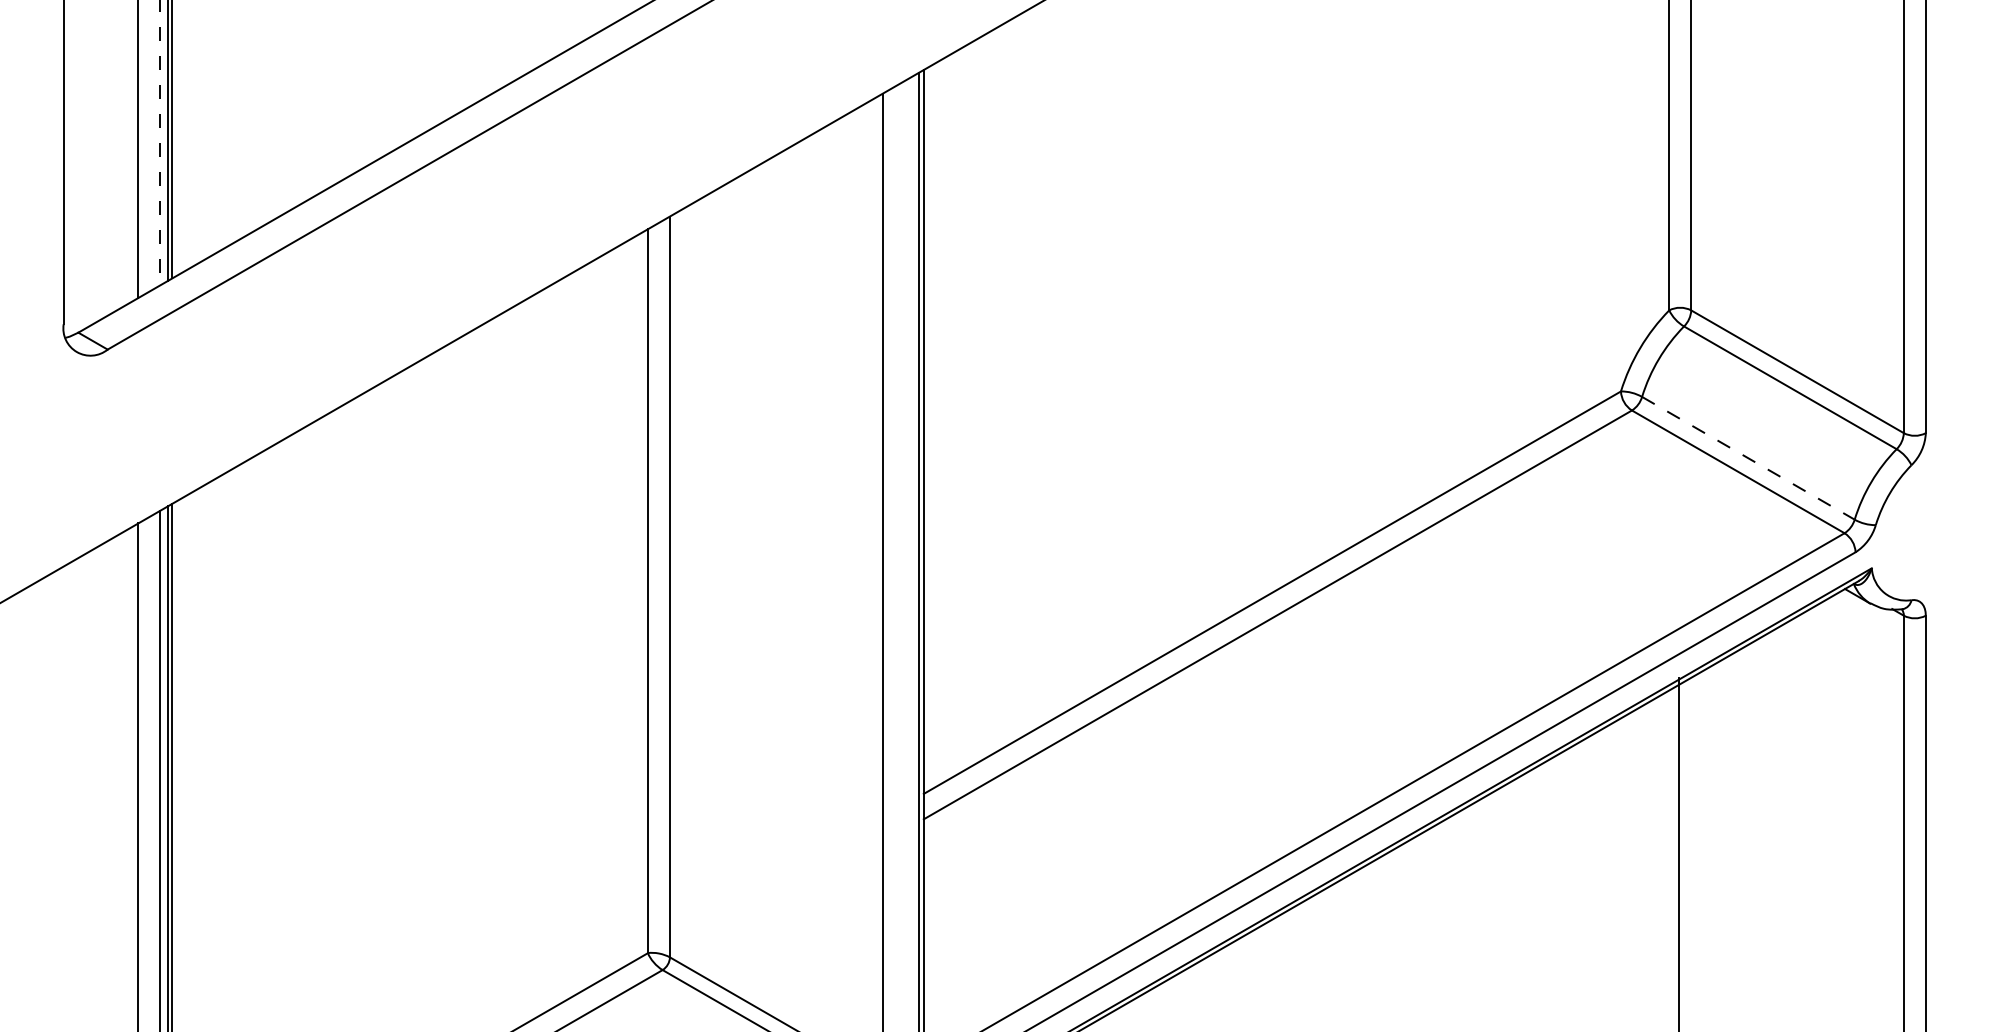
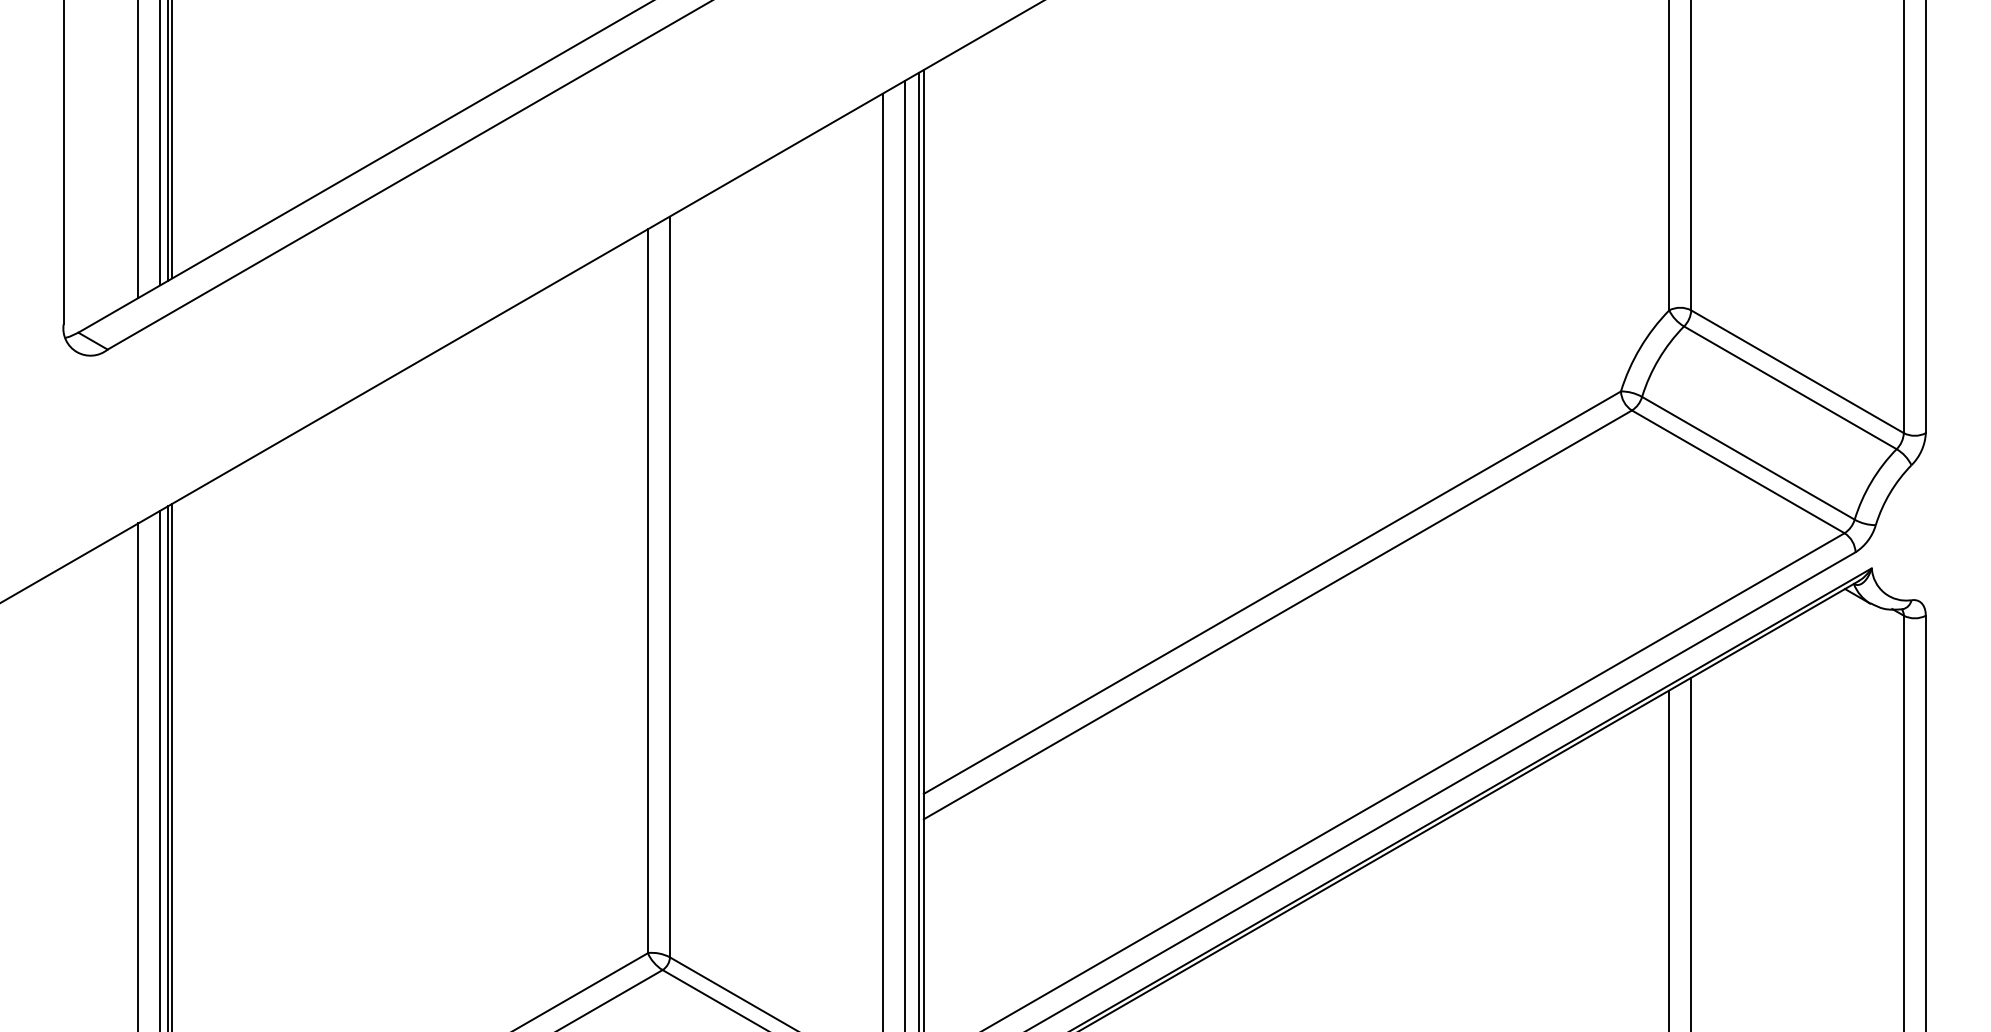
line: dashed -> solid (160, 143)
line: dashed -> solid (1748, 458)
line: none -> present (904, 554)
line position: (1679, 852) -> (1691, 852) (1691, 852)
line: none -> present (1669, 859)
